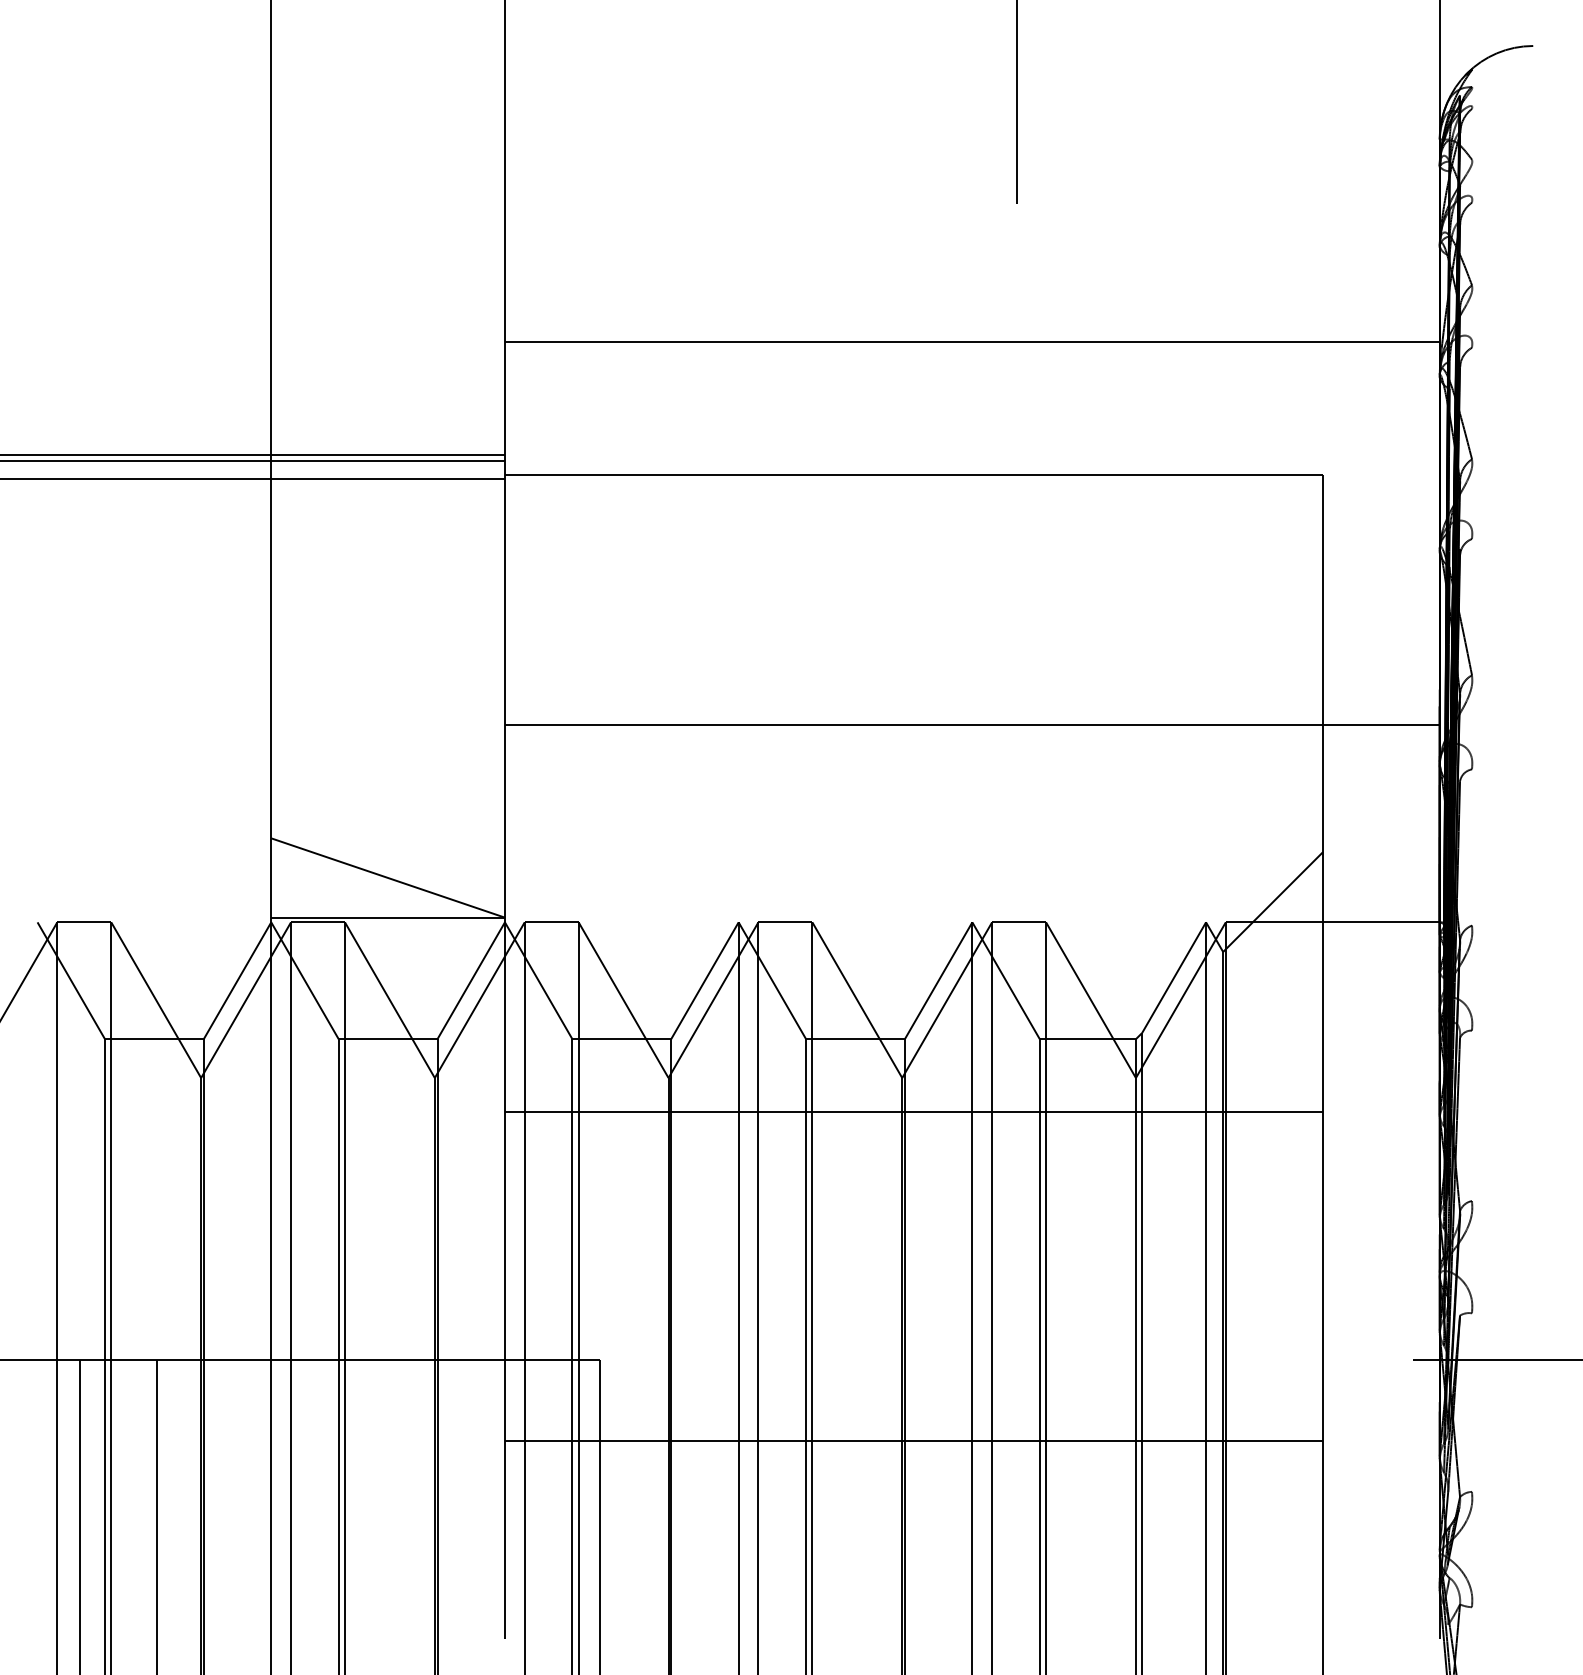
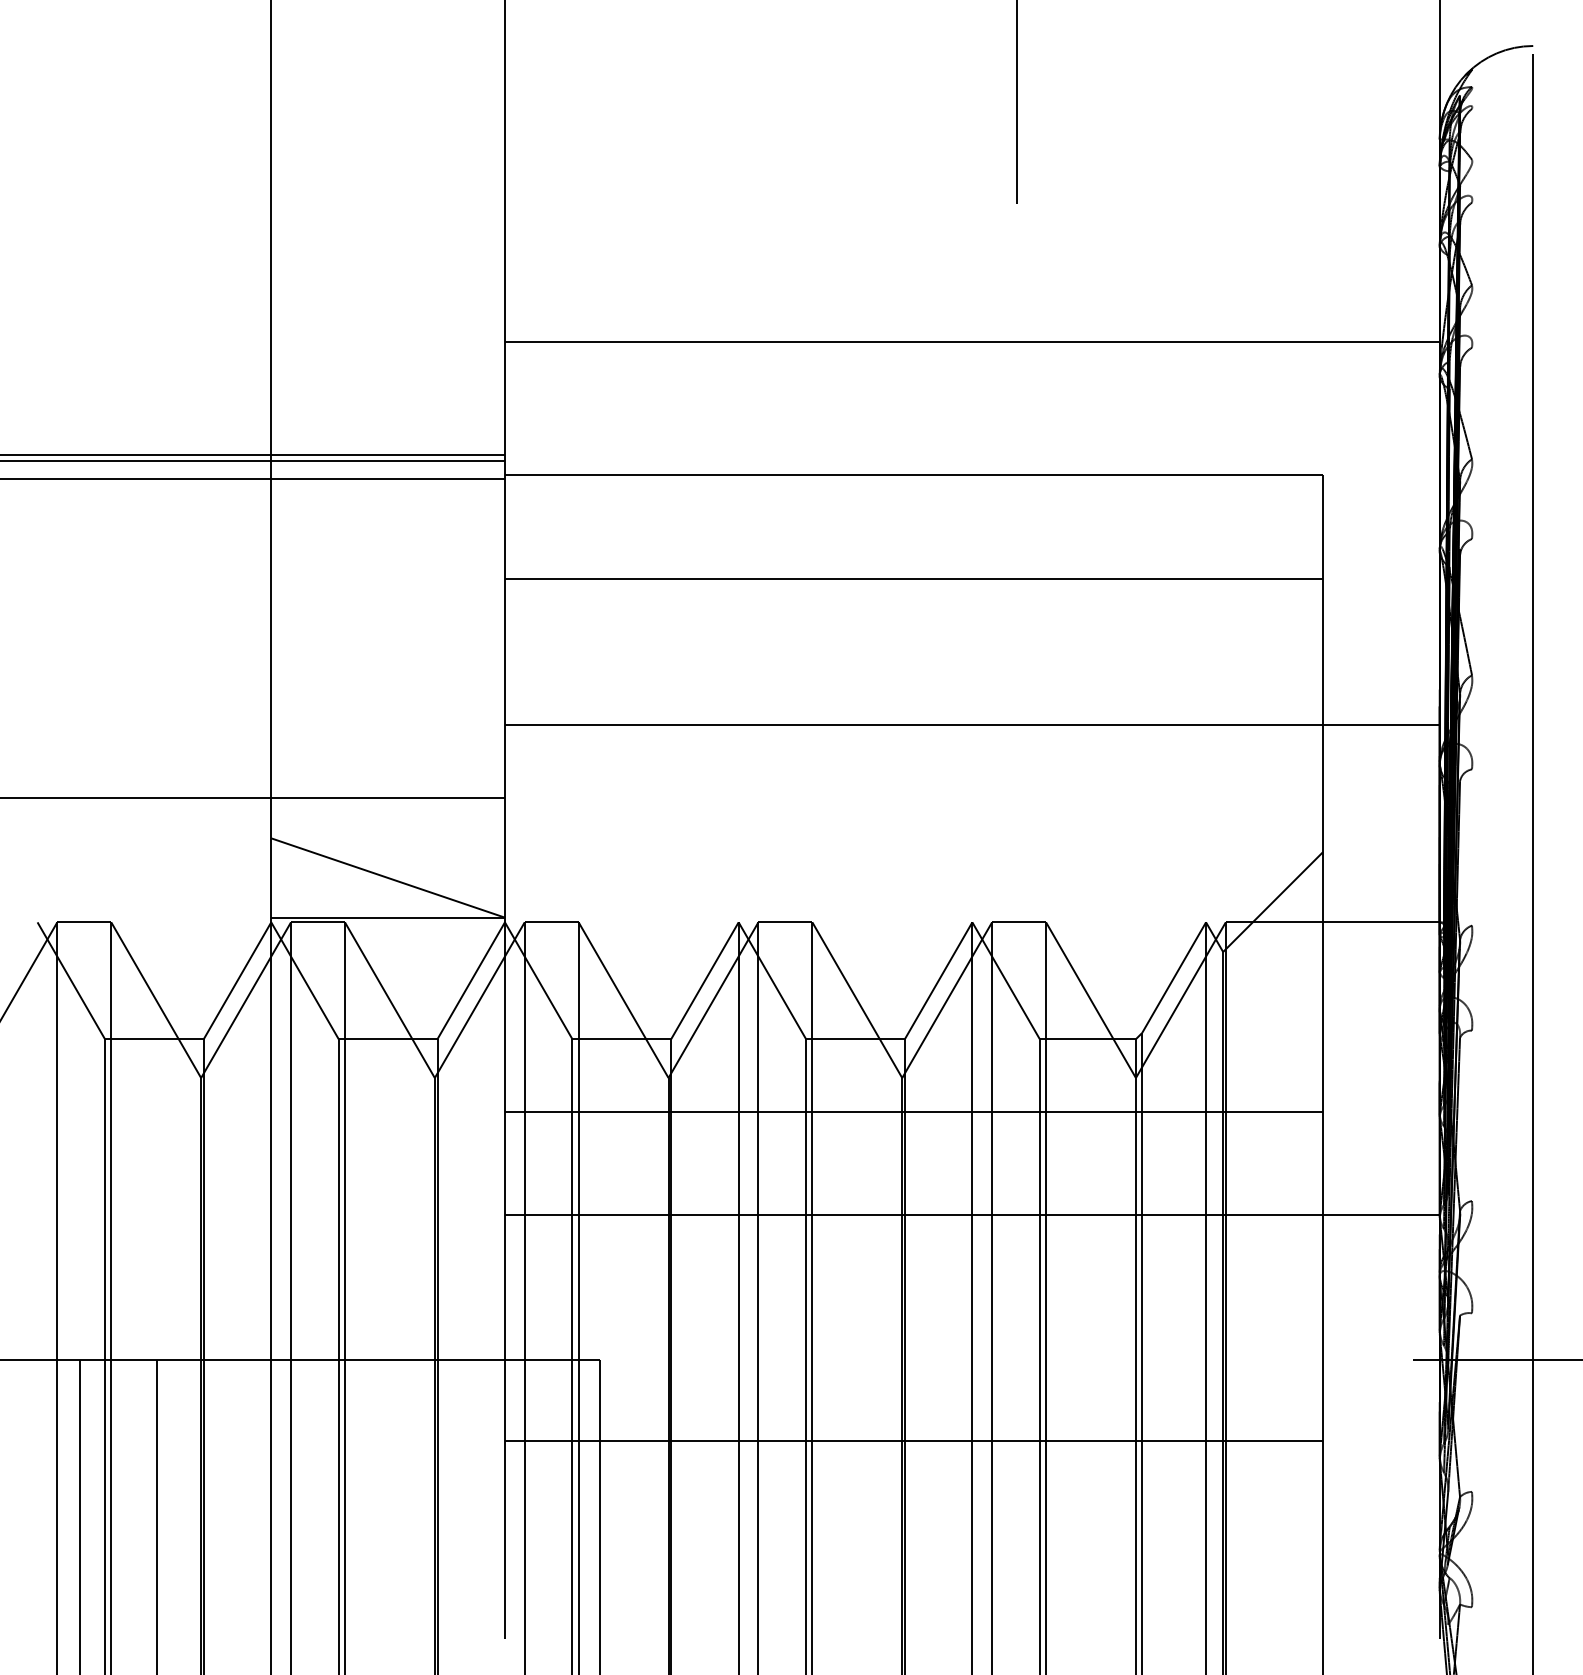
line: none -> present (913, 579)
line: none -> present (253, 797)
line: none -> present (1533, 862)
line: none -> present (971, 1214)
